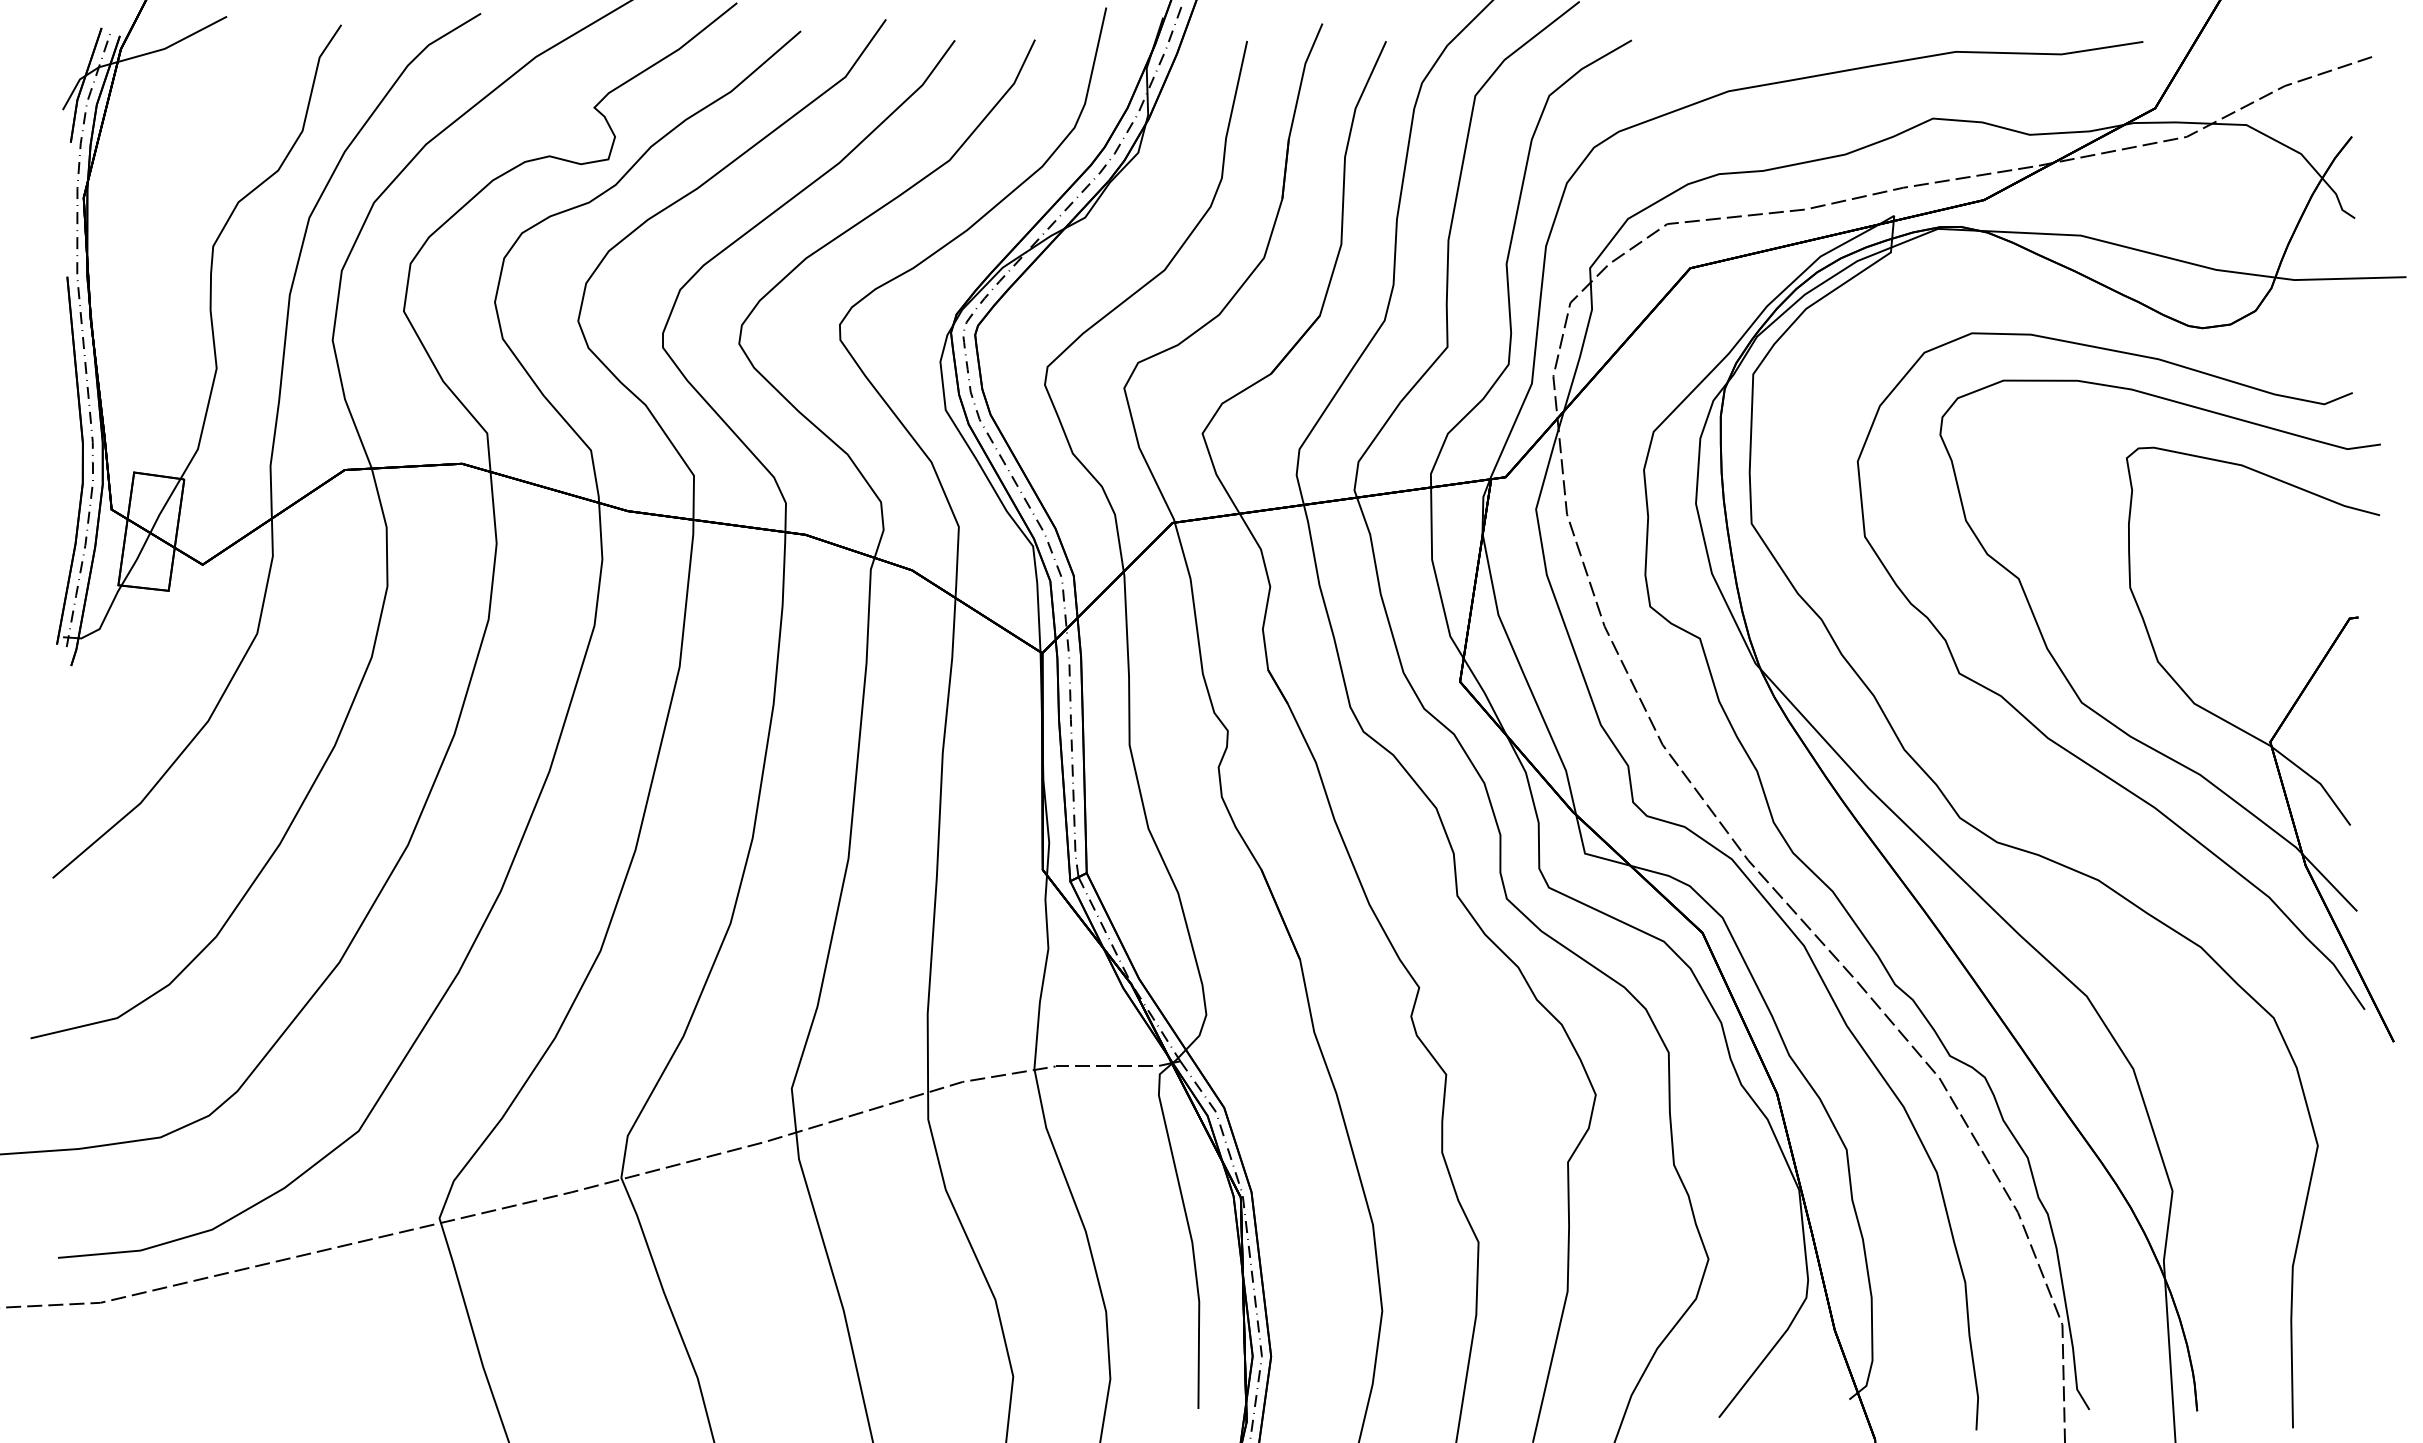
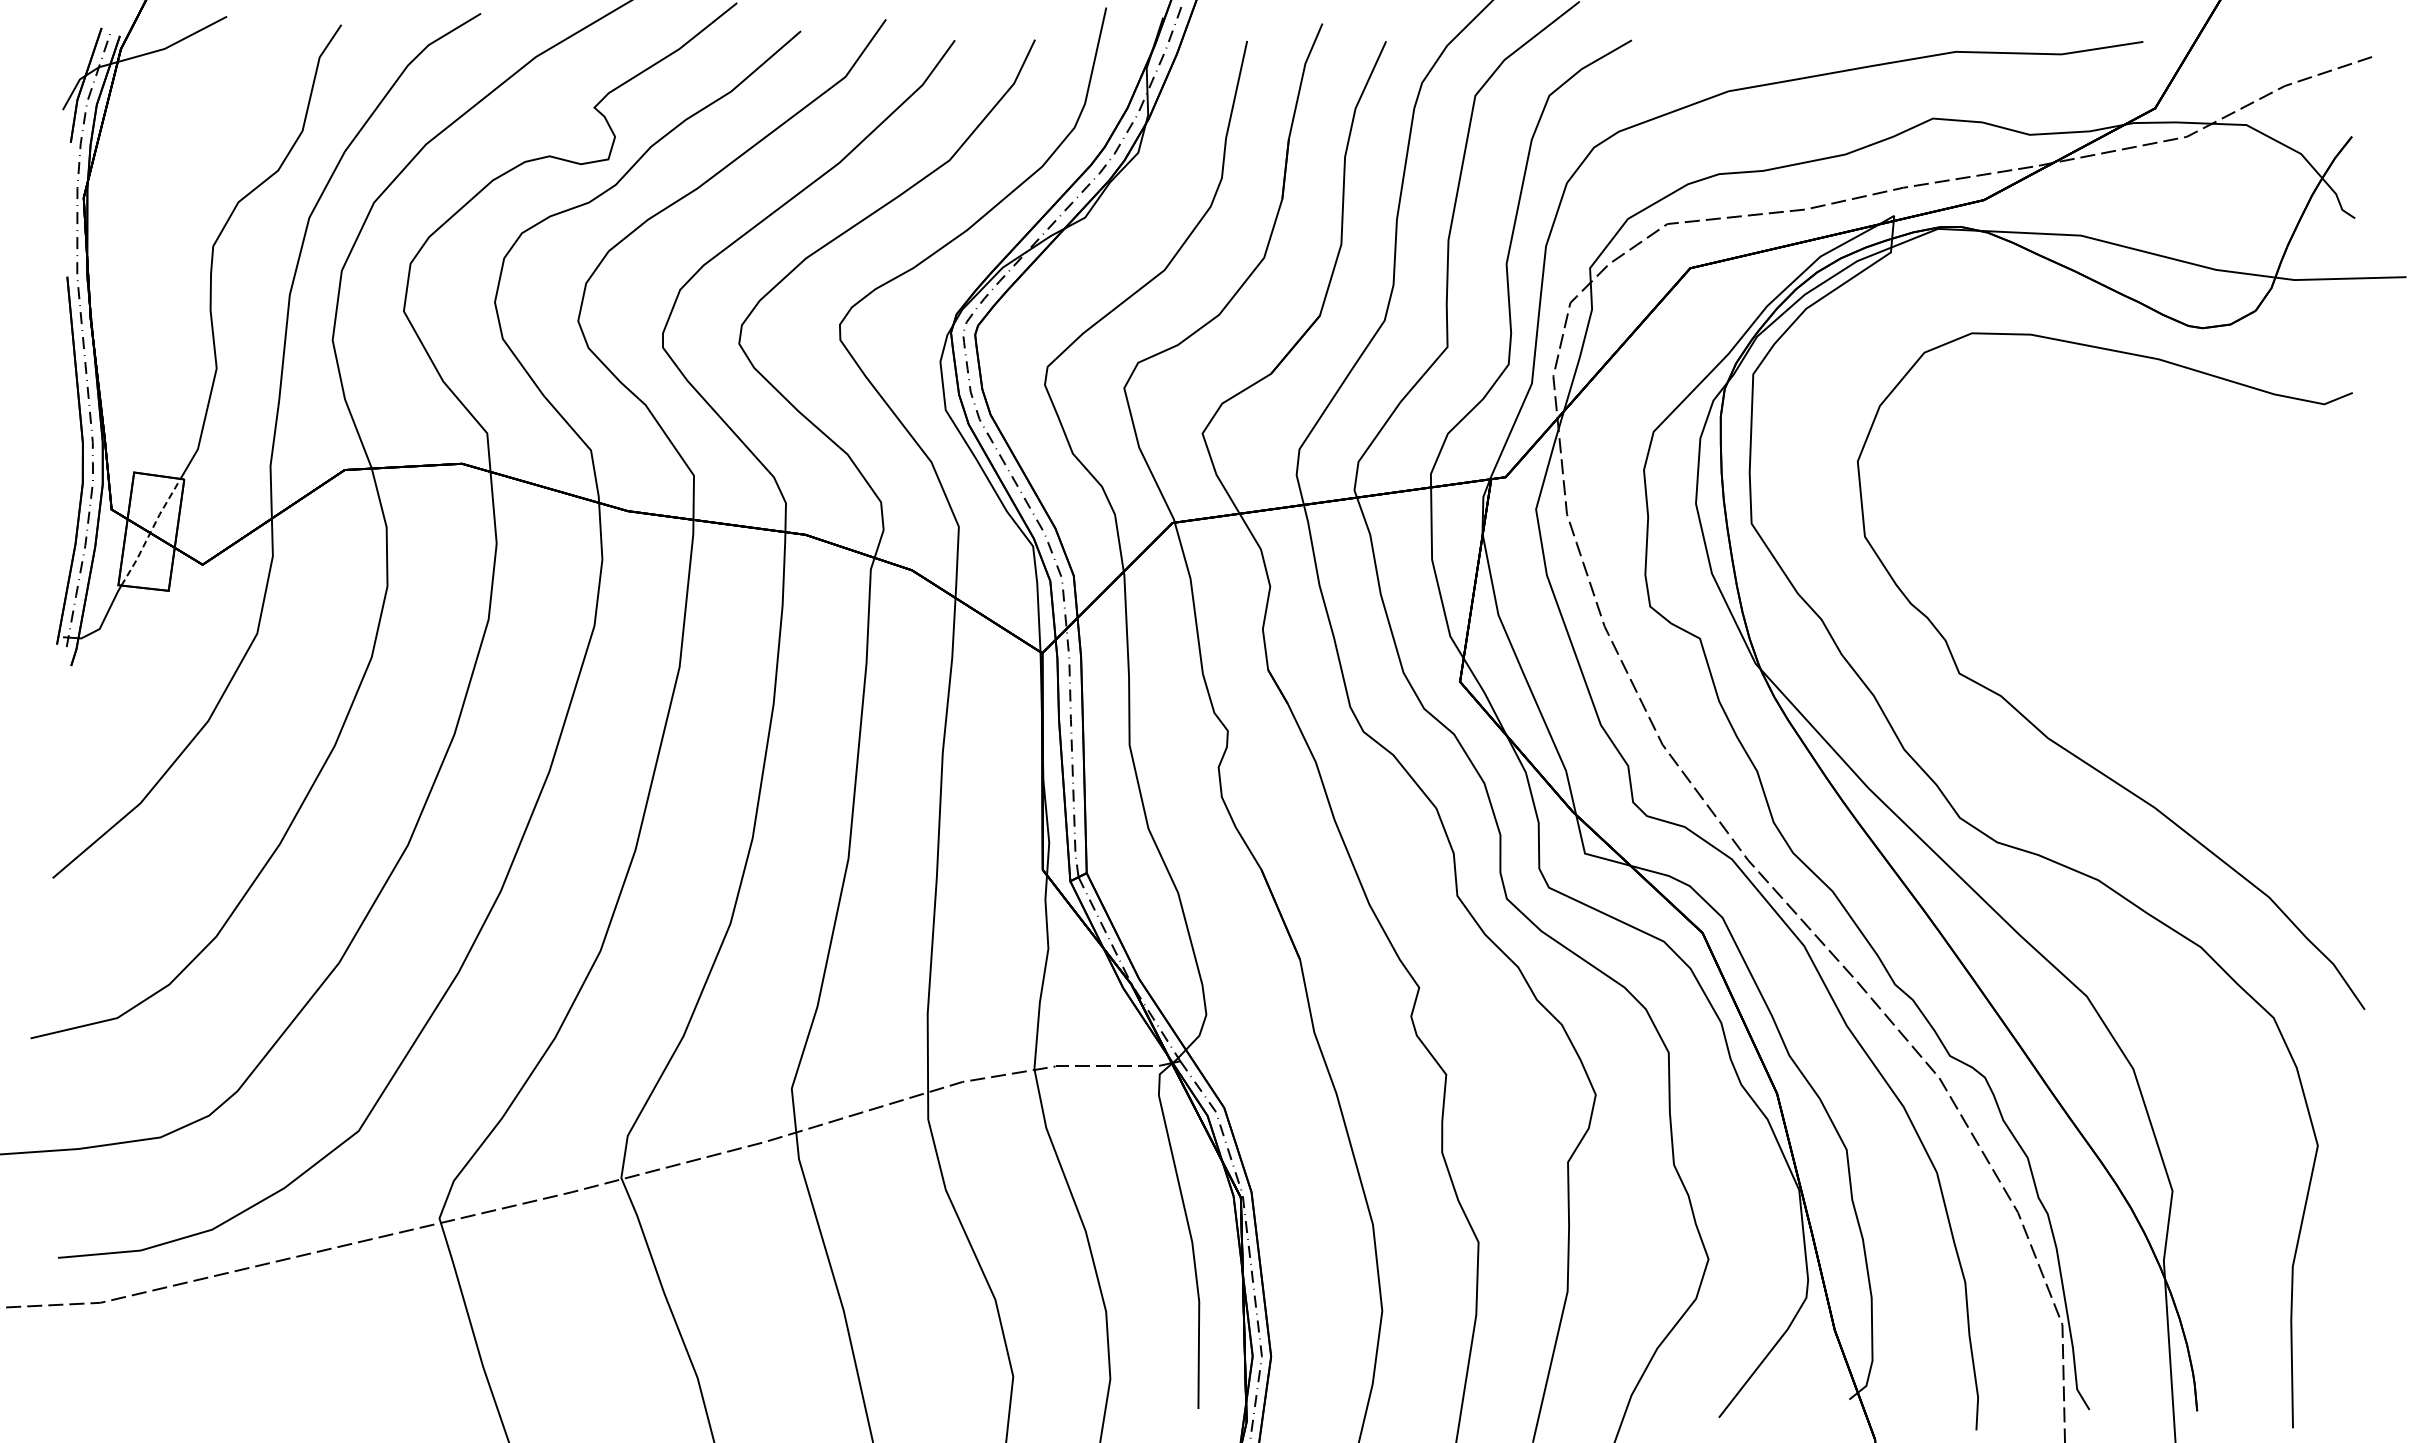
line: solid -> dashed (151, 531)
part: present -> none (2186, 696)
